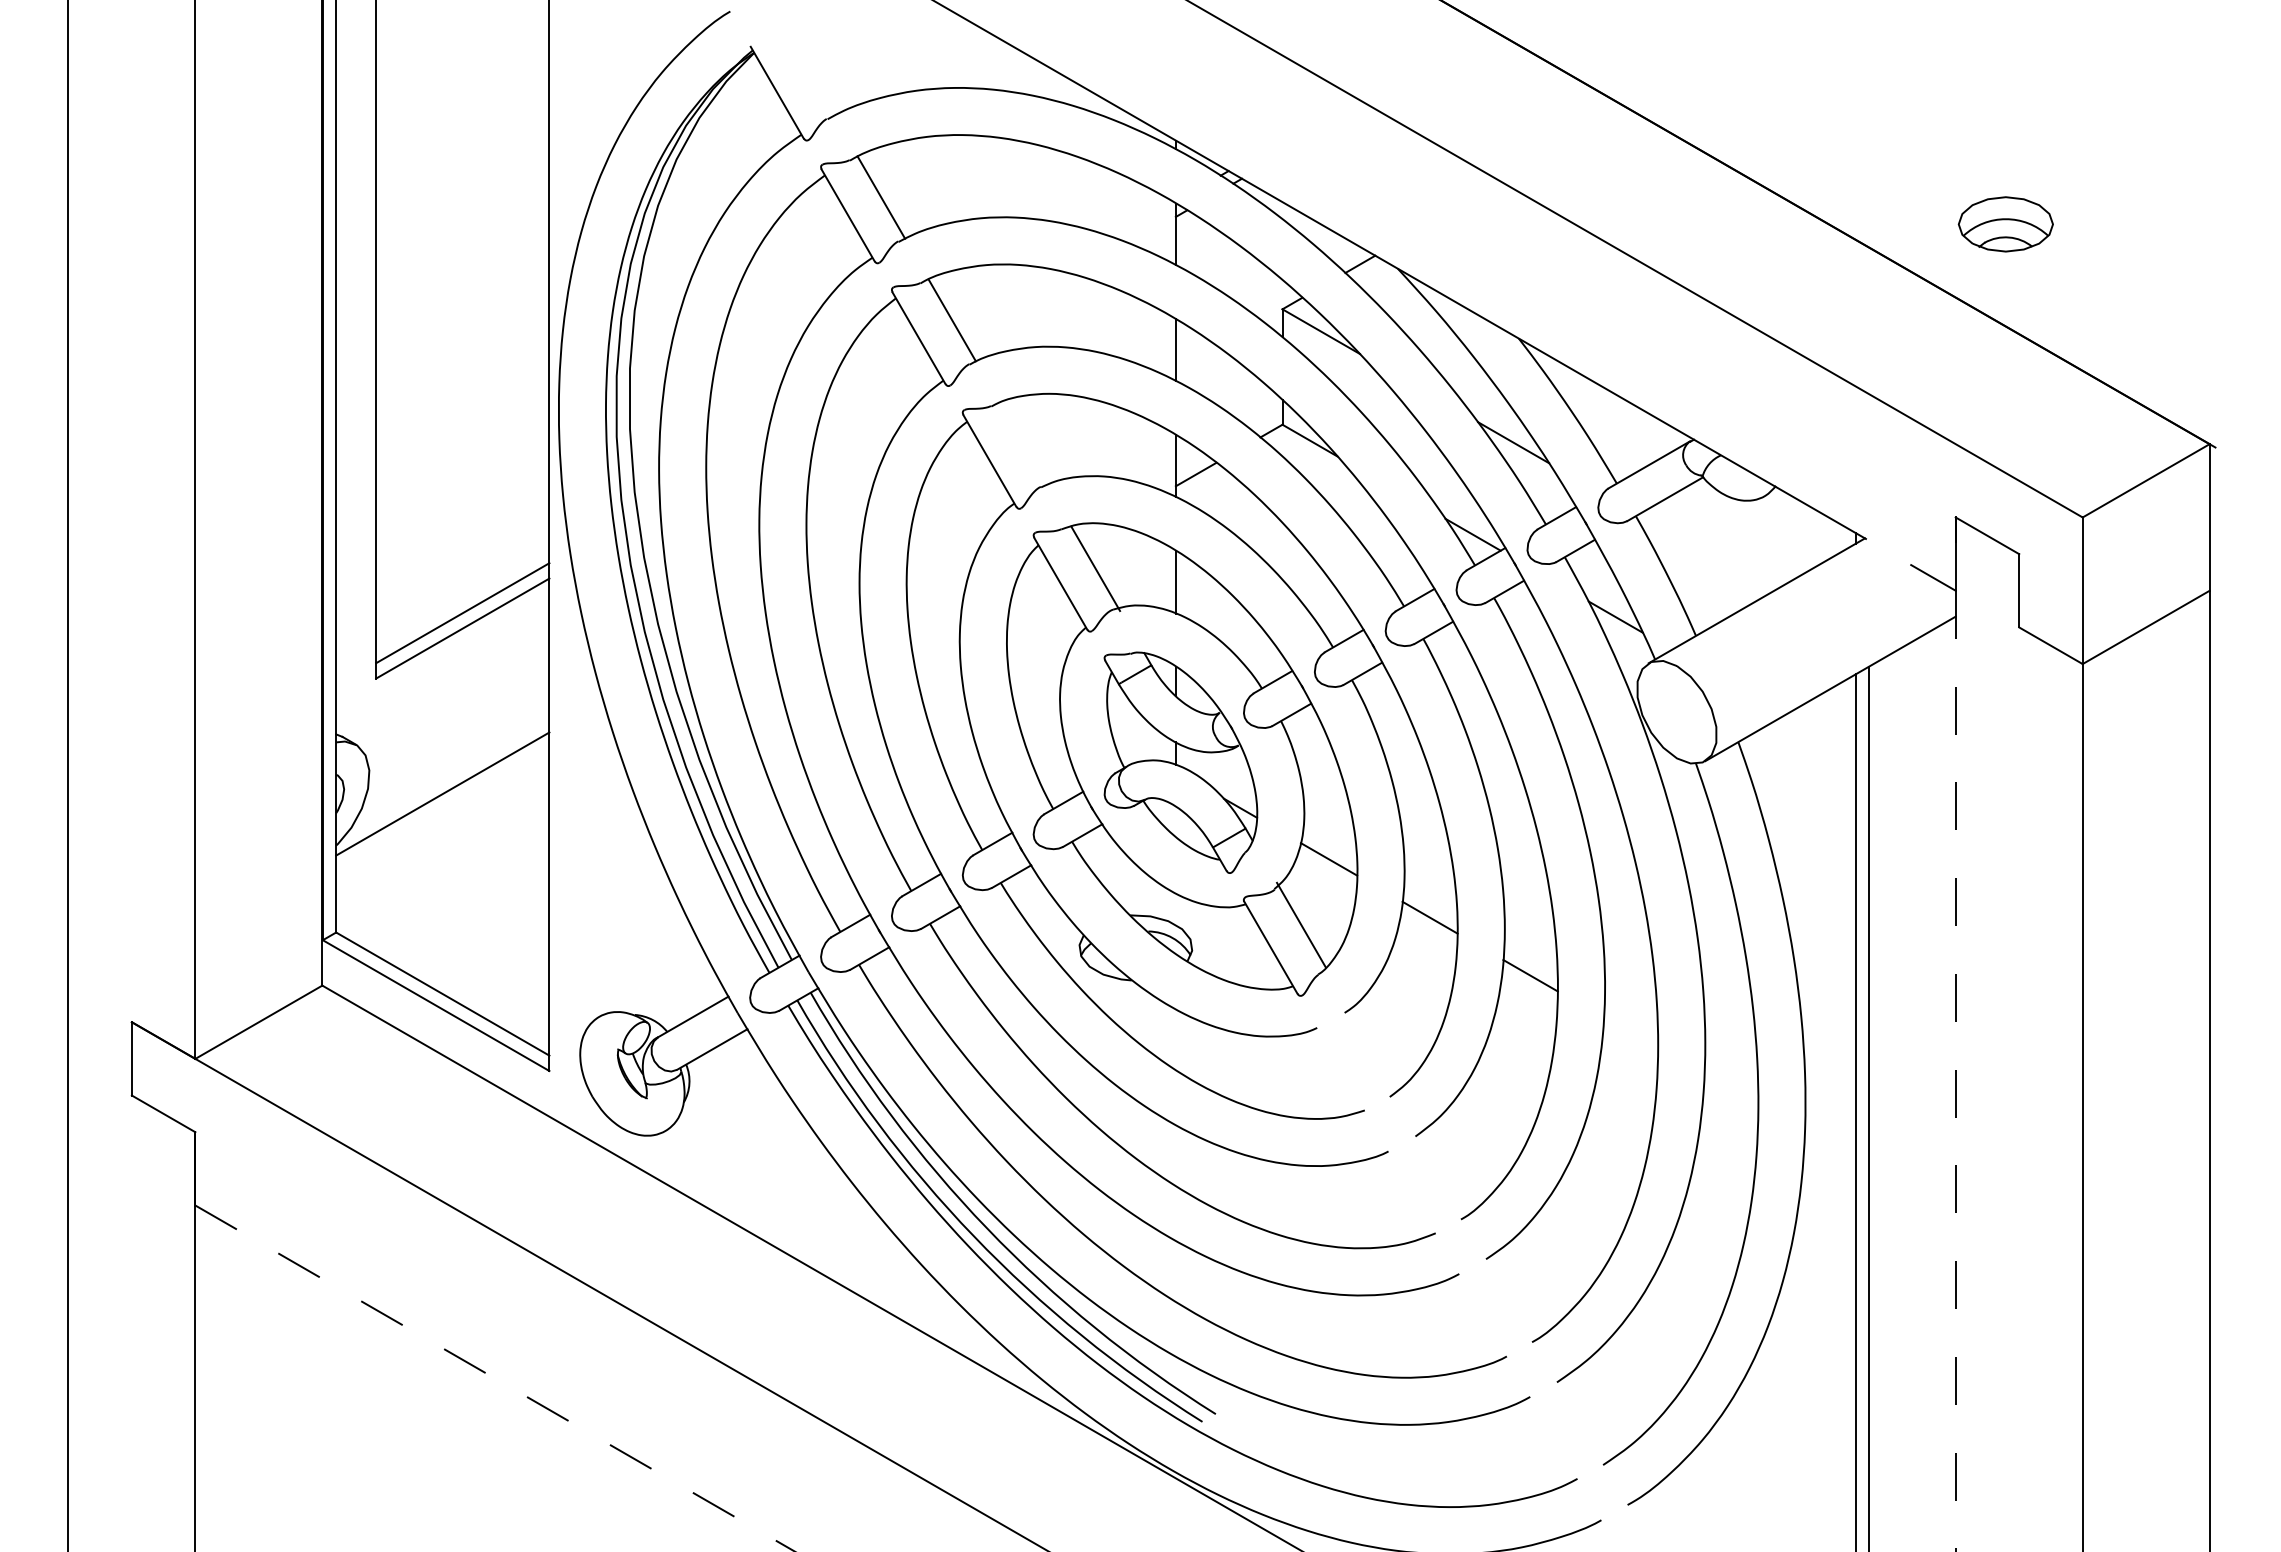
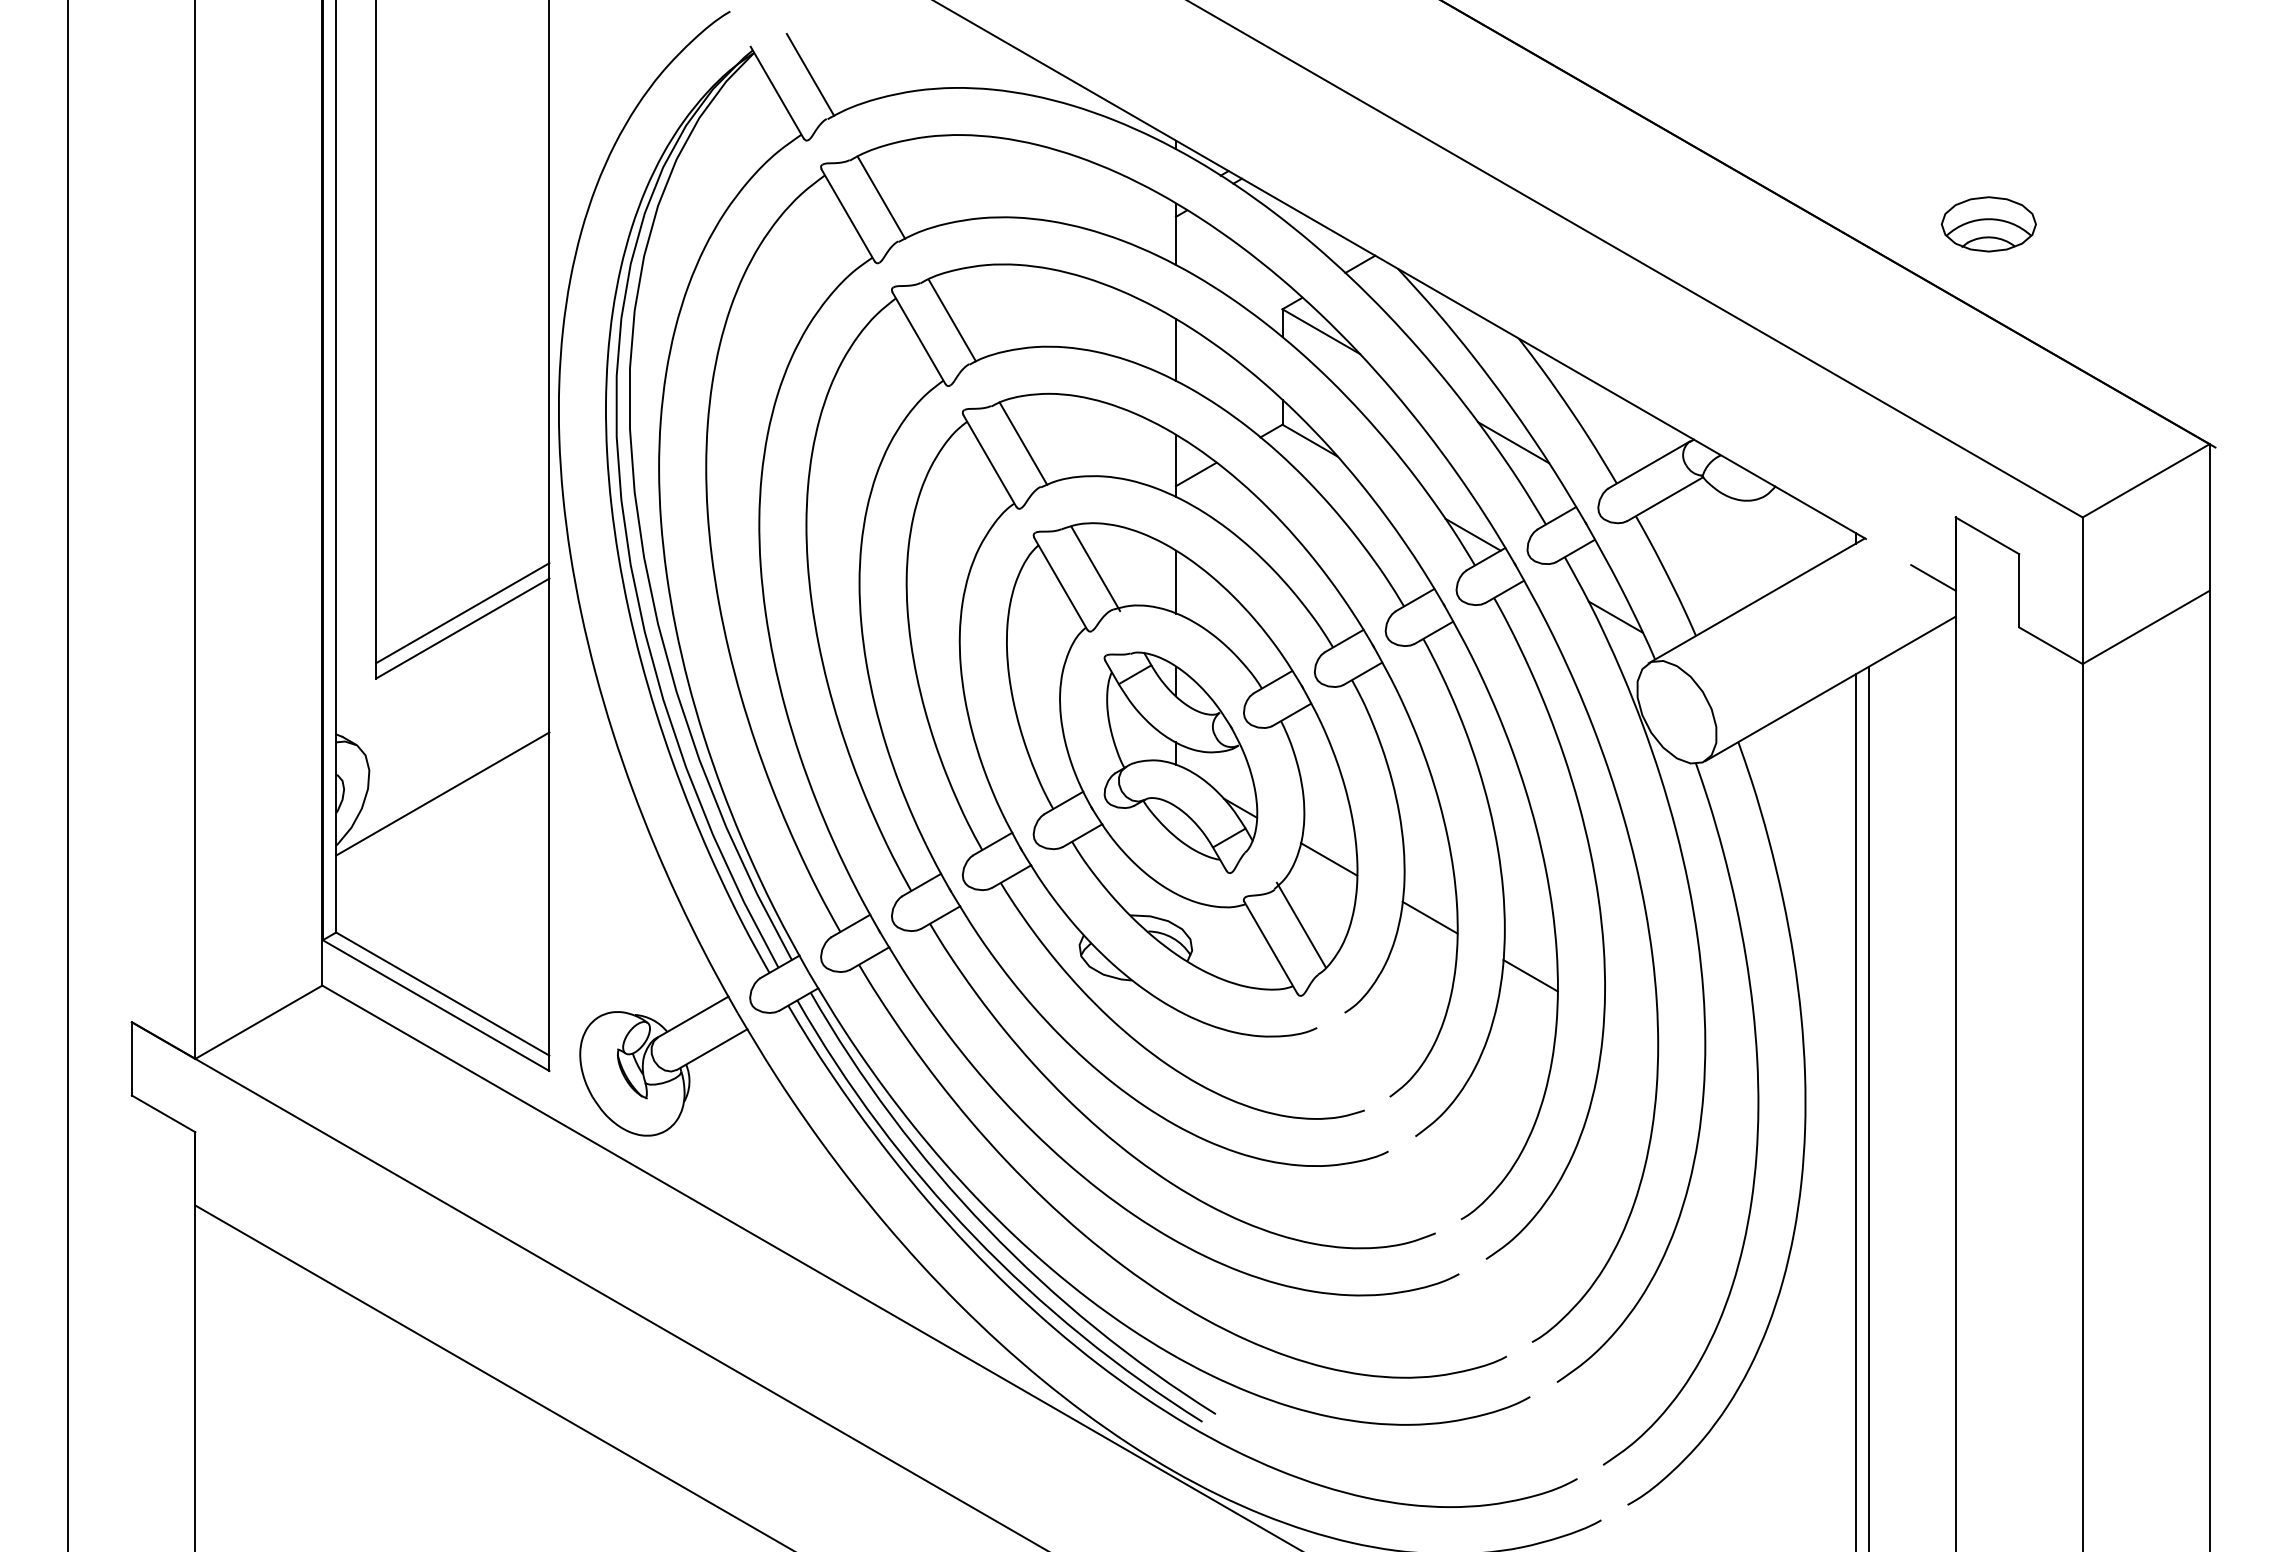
line: none -> present (810, 74)
part position: (2005, 224) -> (1988, 224) (1988, 224)
line: none -> present (1023, 443)
line: dashed -> solid (1955, 1034)
line: dashed -> solid (495, 1378)
